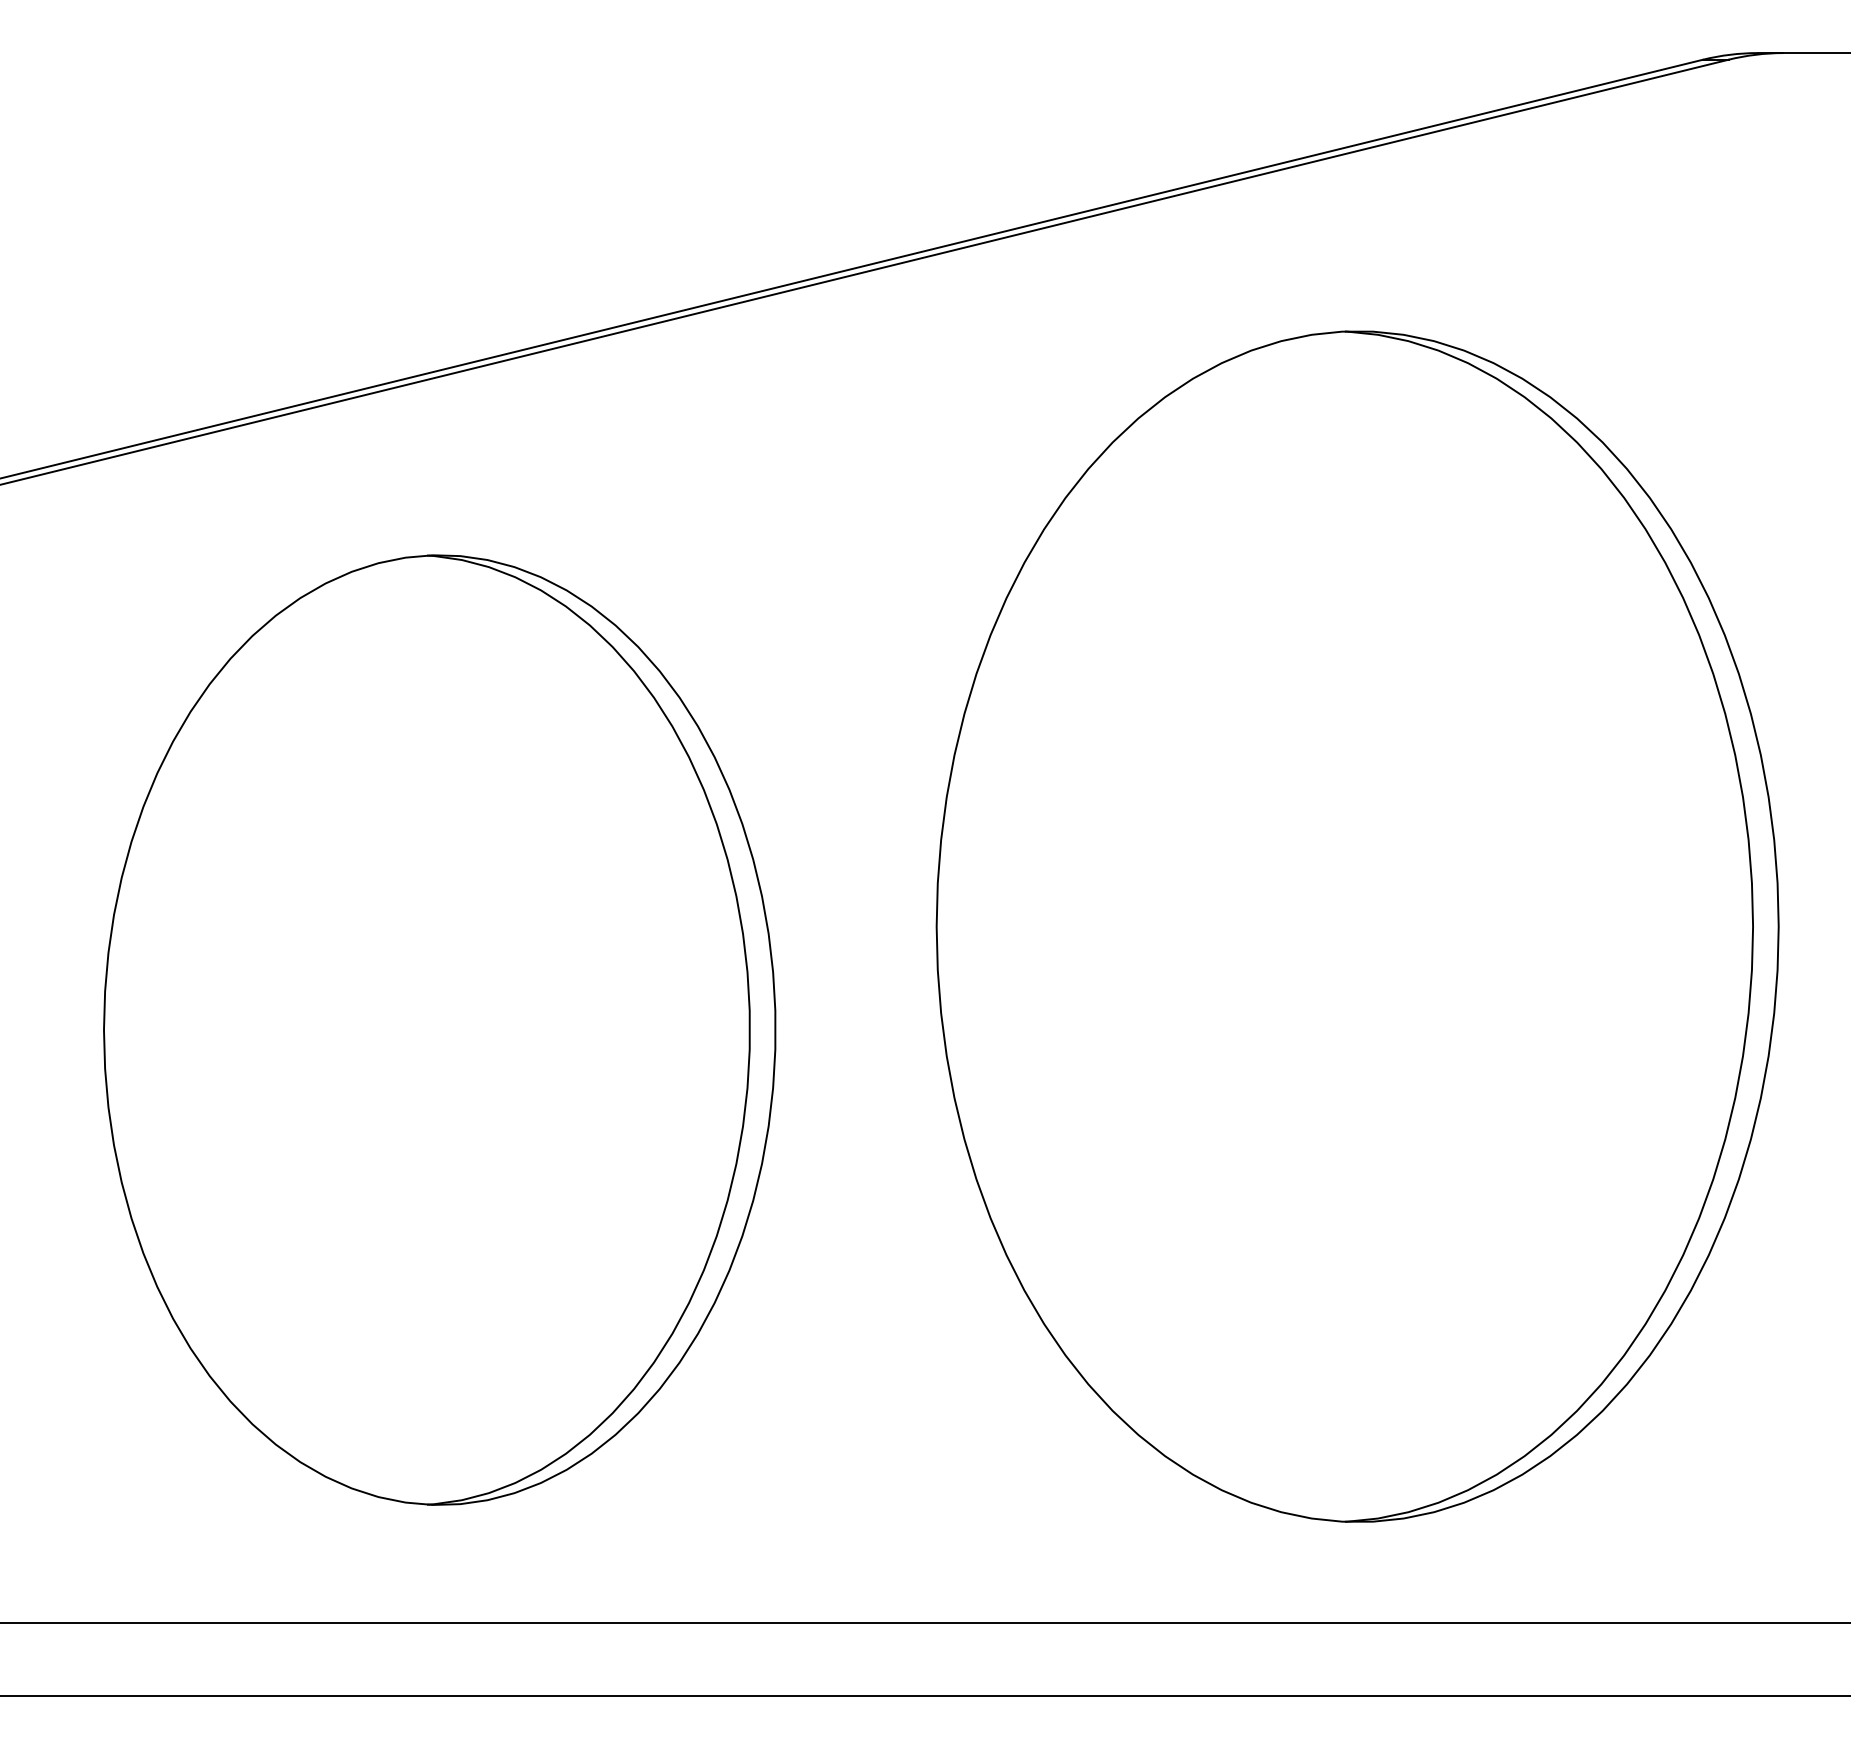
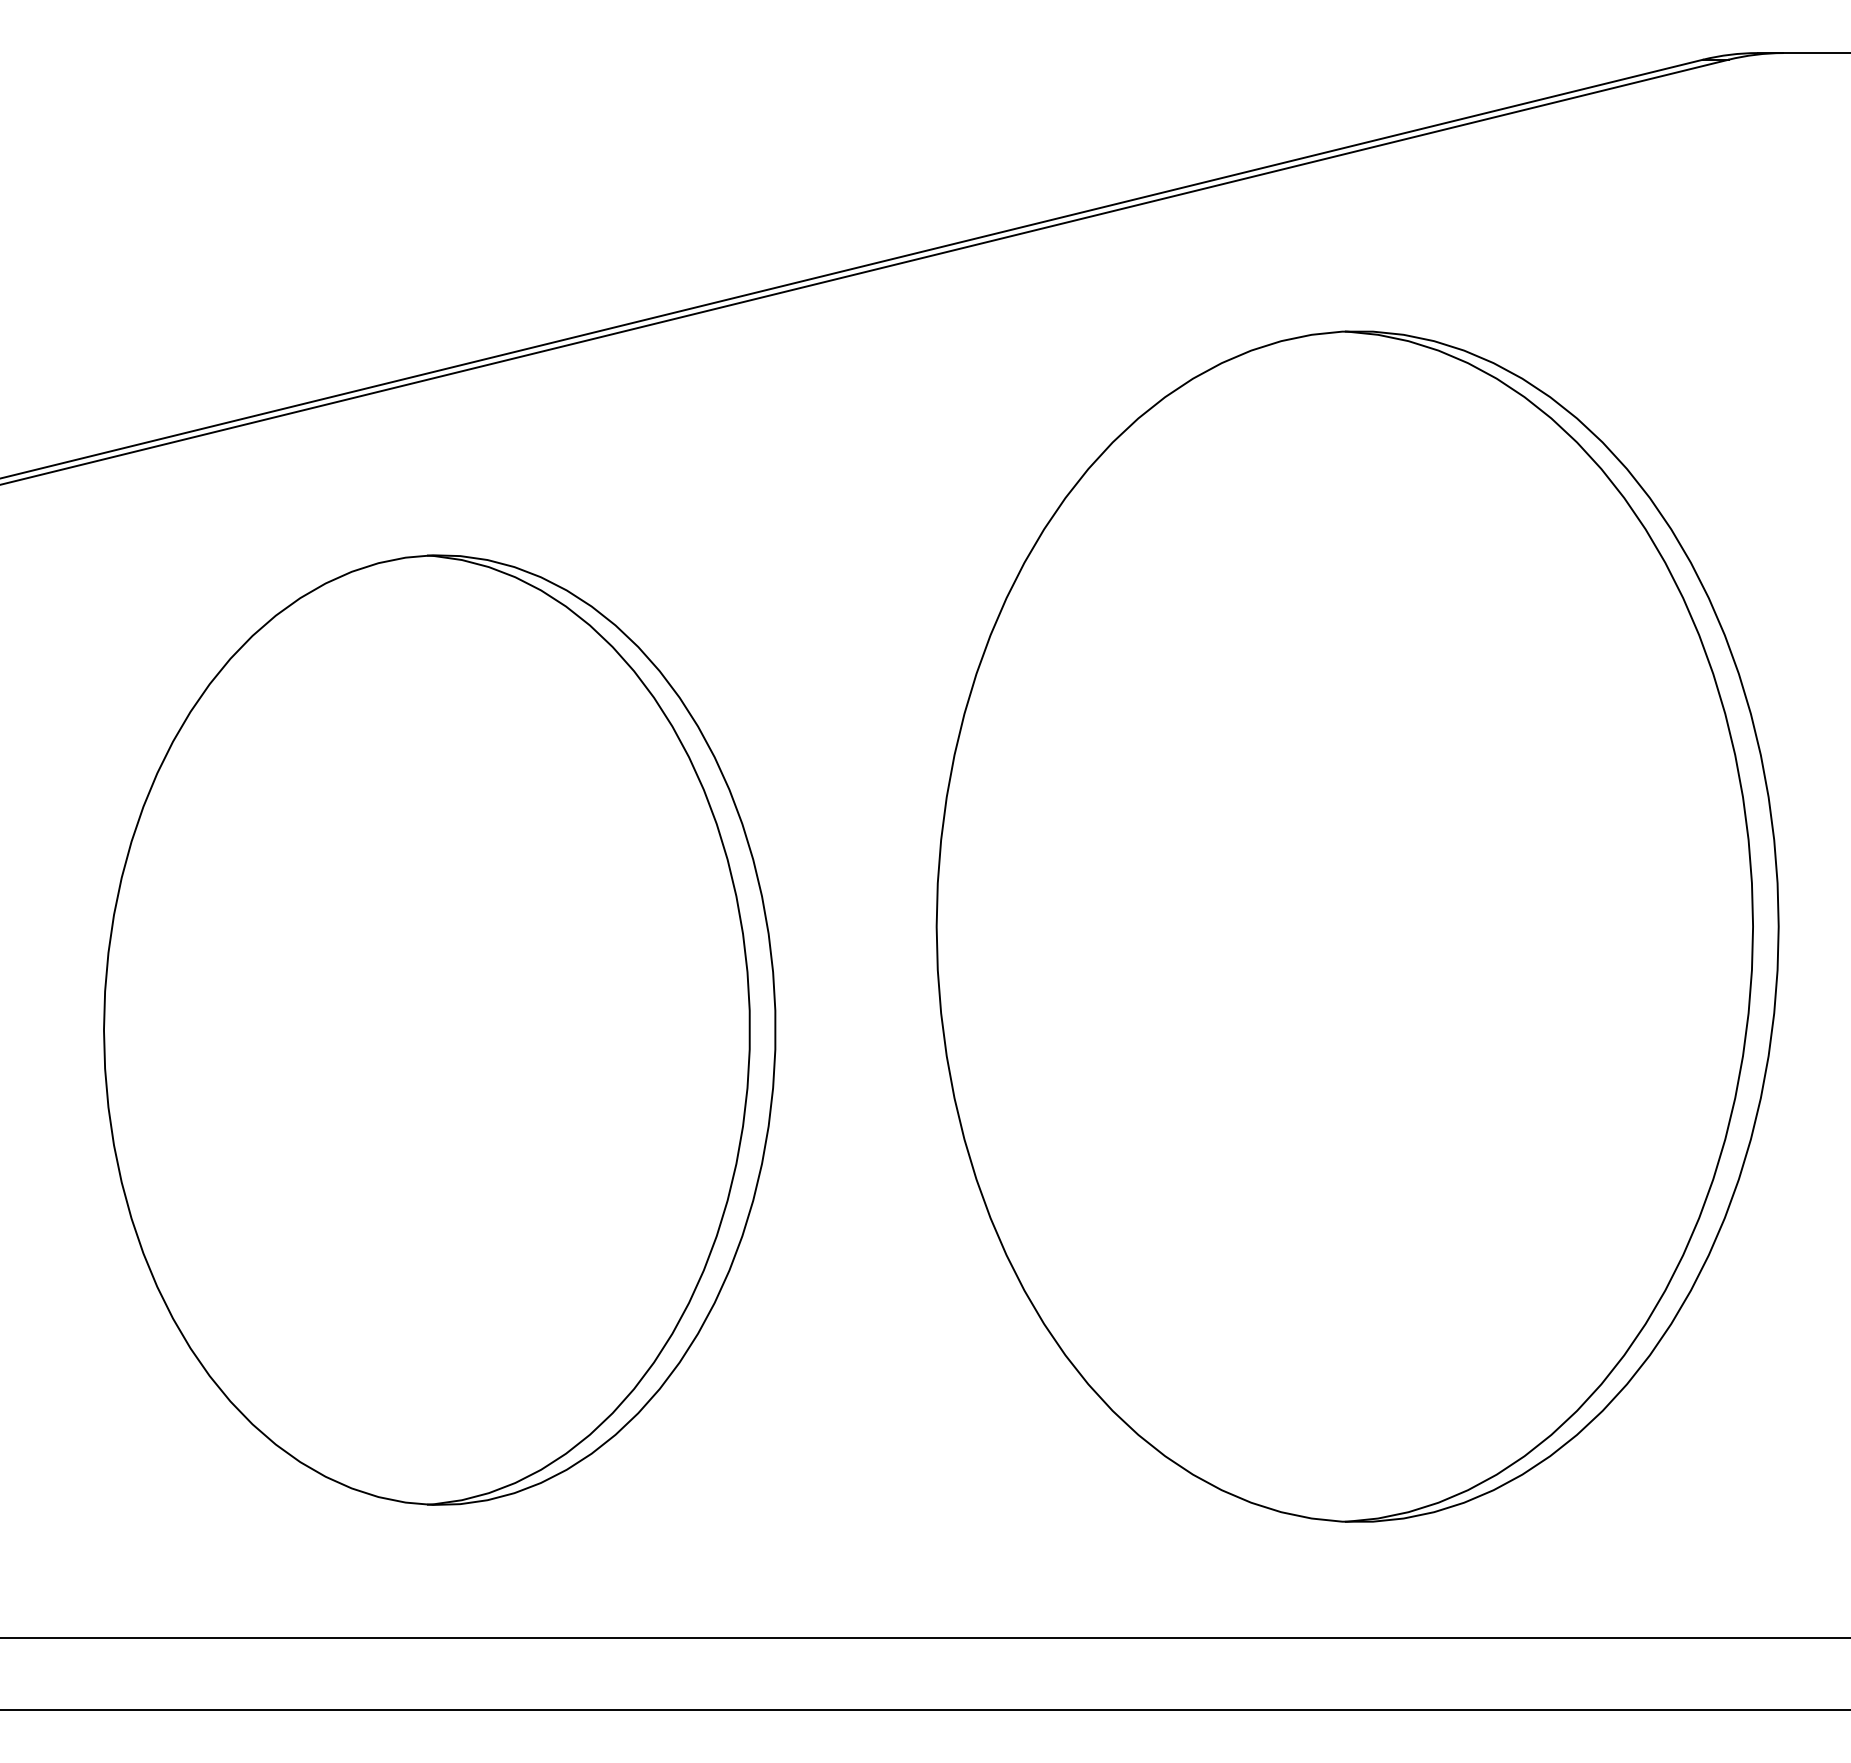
line position: (924, 1623) -> (924, 1638) (924, 1638)
line position: (924, 1695) -> (924, 1709) (924, 1709)
